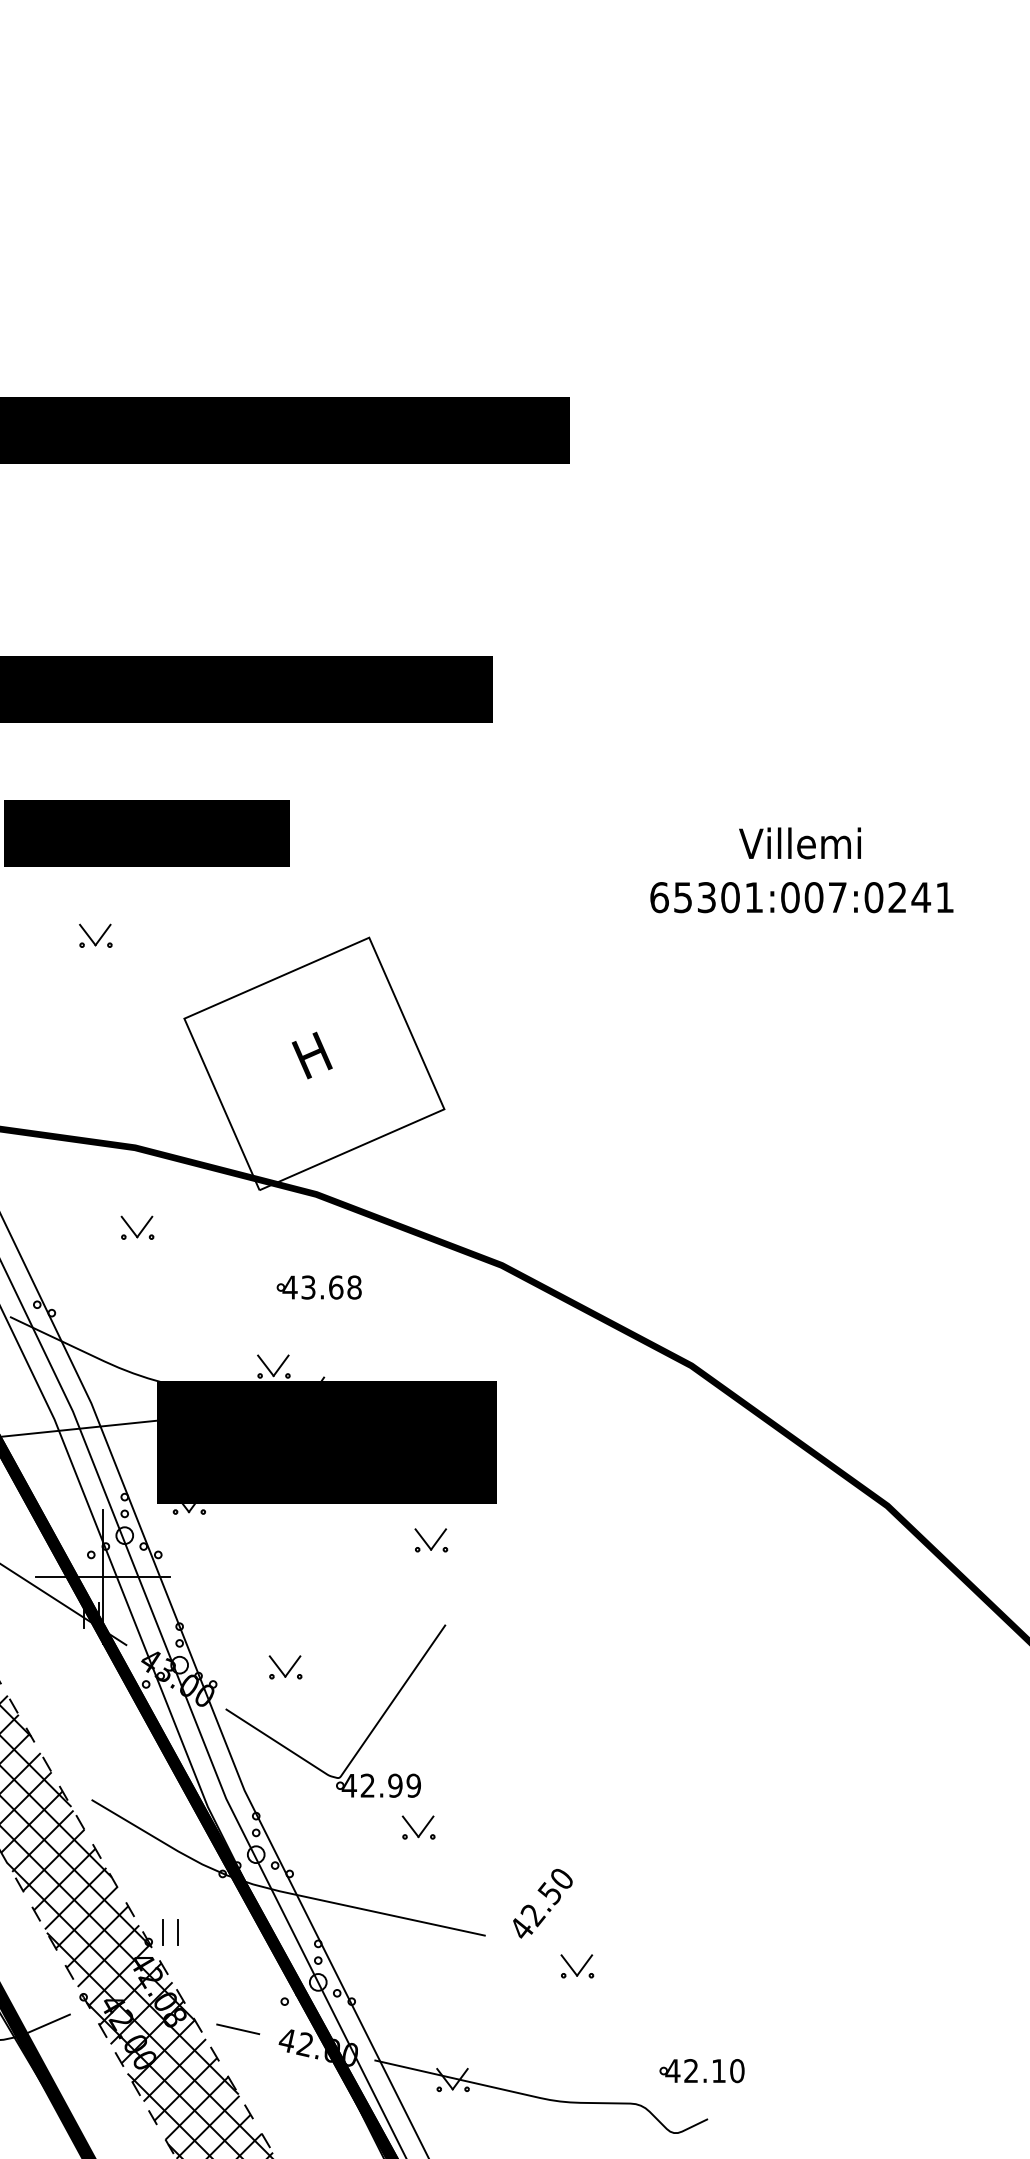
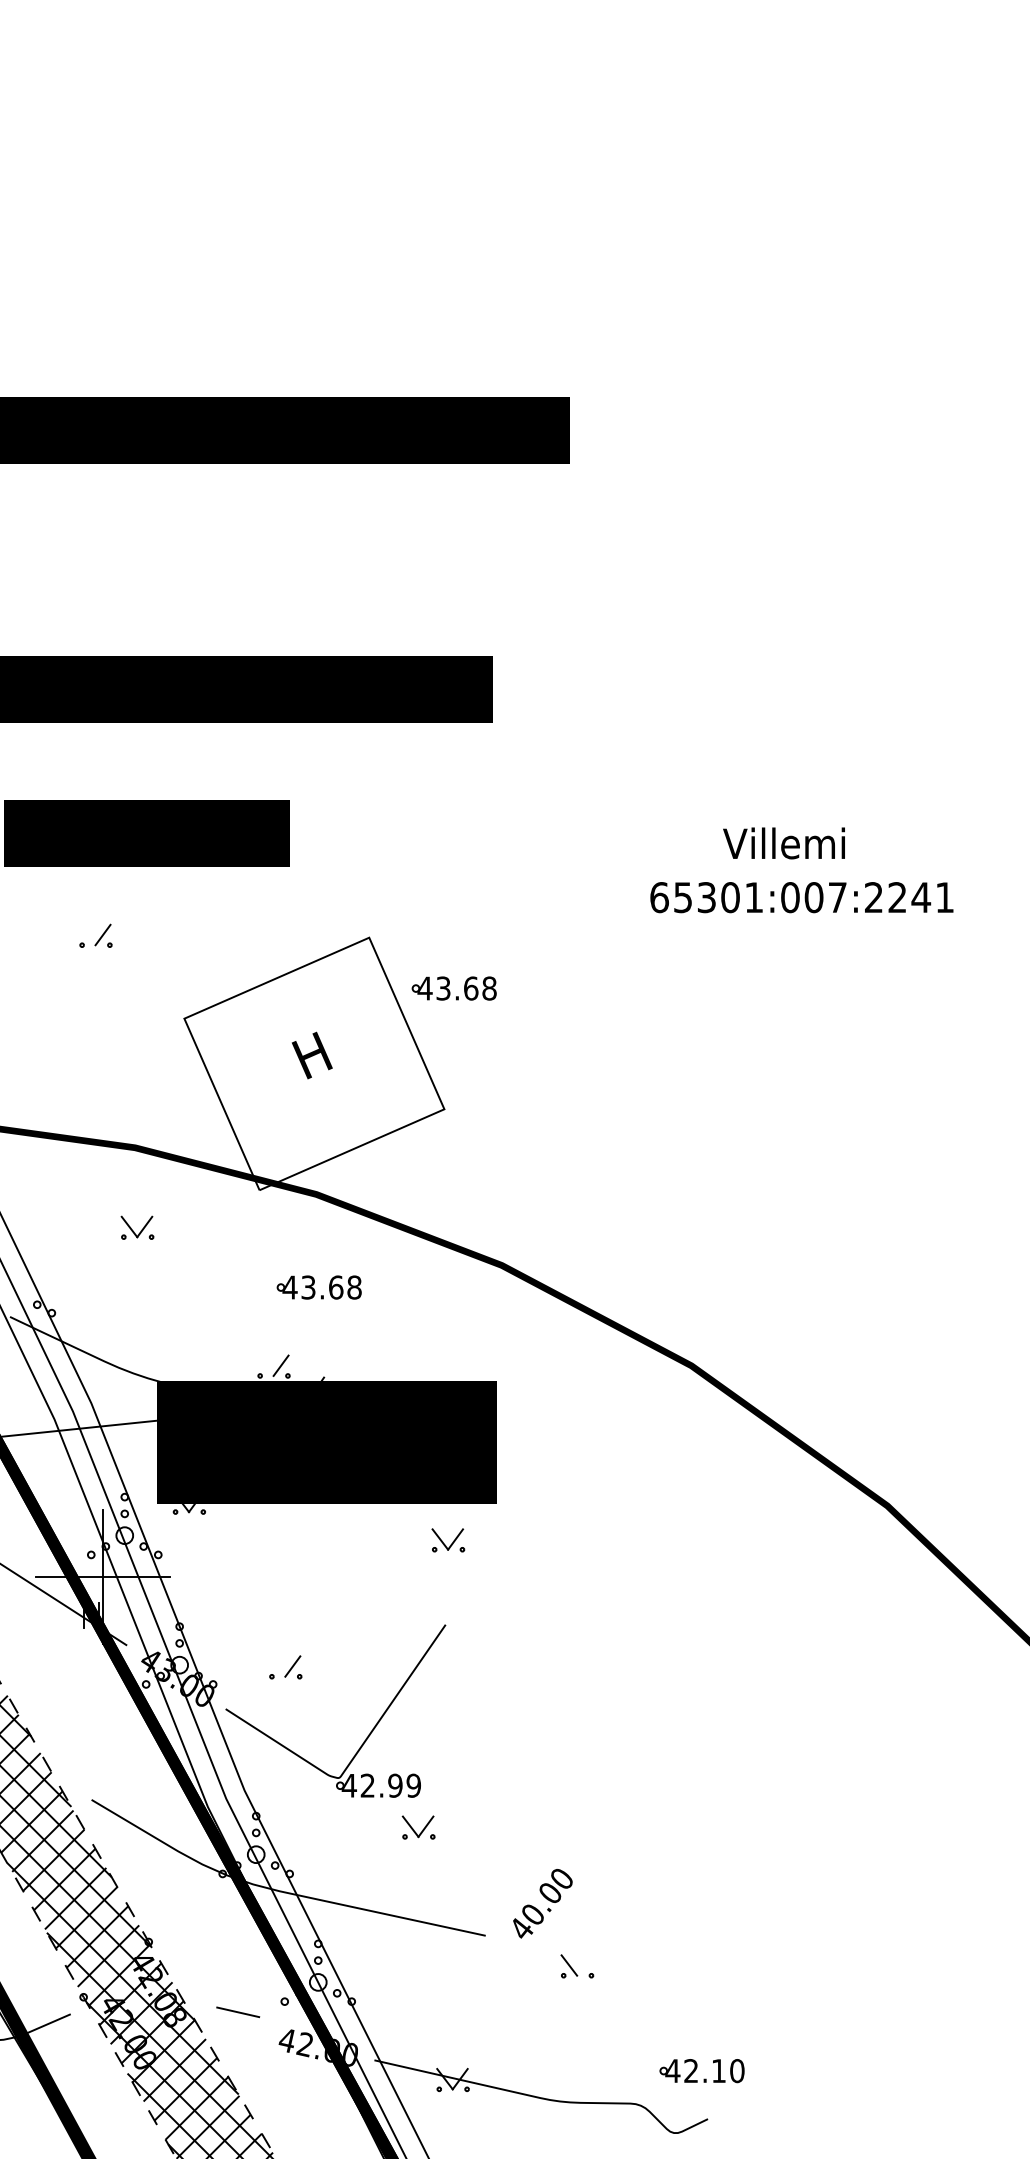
text position: (799, 843) -> (783, 843) (783, 843)
text: 65301:007:0241 -> 65301:007:2241 (873, 897)
line: present -> none (87, 934)
part: none -> present (453, 988)
line: present -> none (265, 1365)
part position: (431, 1540) -> (448, 1540) (448, 1540)
line: present -> none (277, 1666)
text: 42.50 -> 40.00 (540, 1904)
line: present -> none (163, 1932)
line: present -> none (178, 1932)
line: present -> none (584, 1965)
line position: (238, 2029) -> (238, 2012) (238, 2012)
